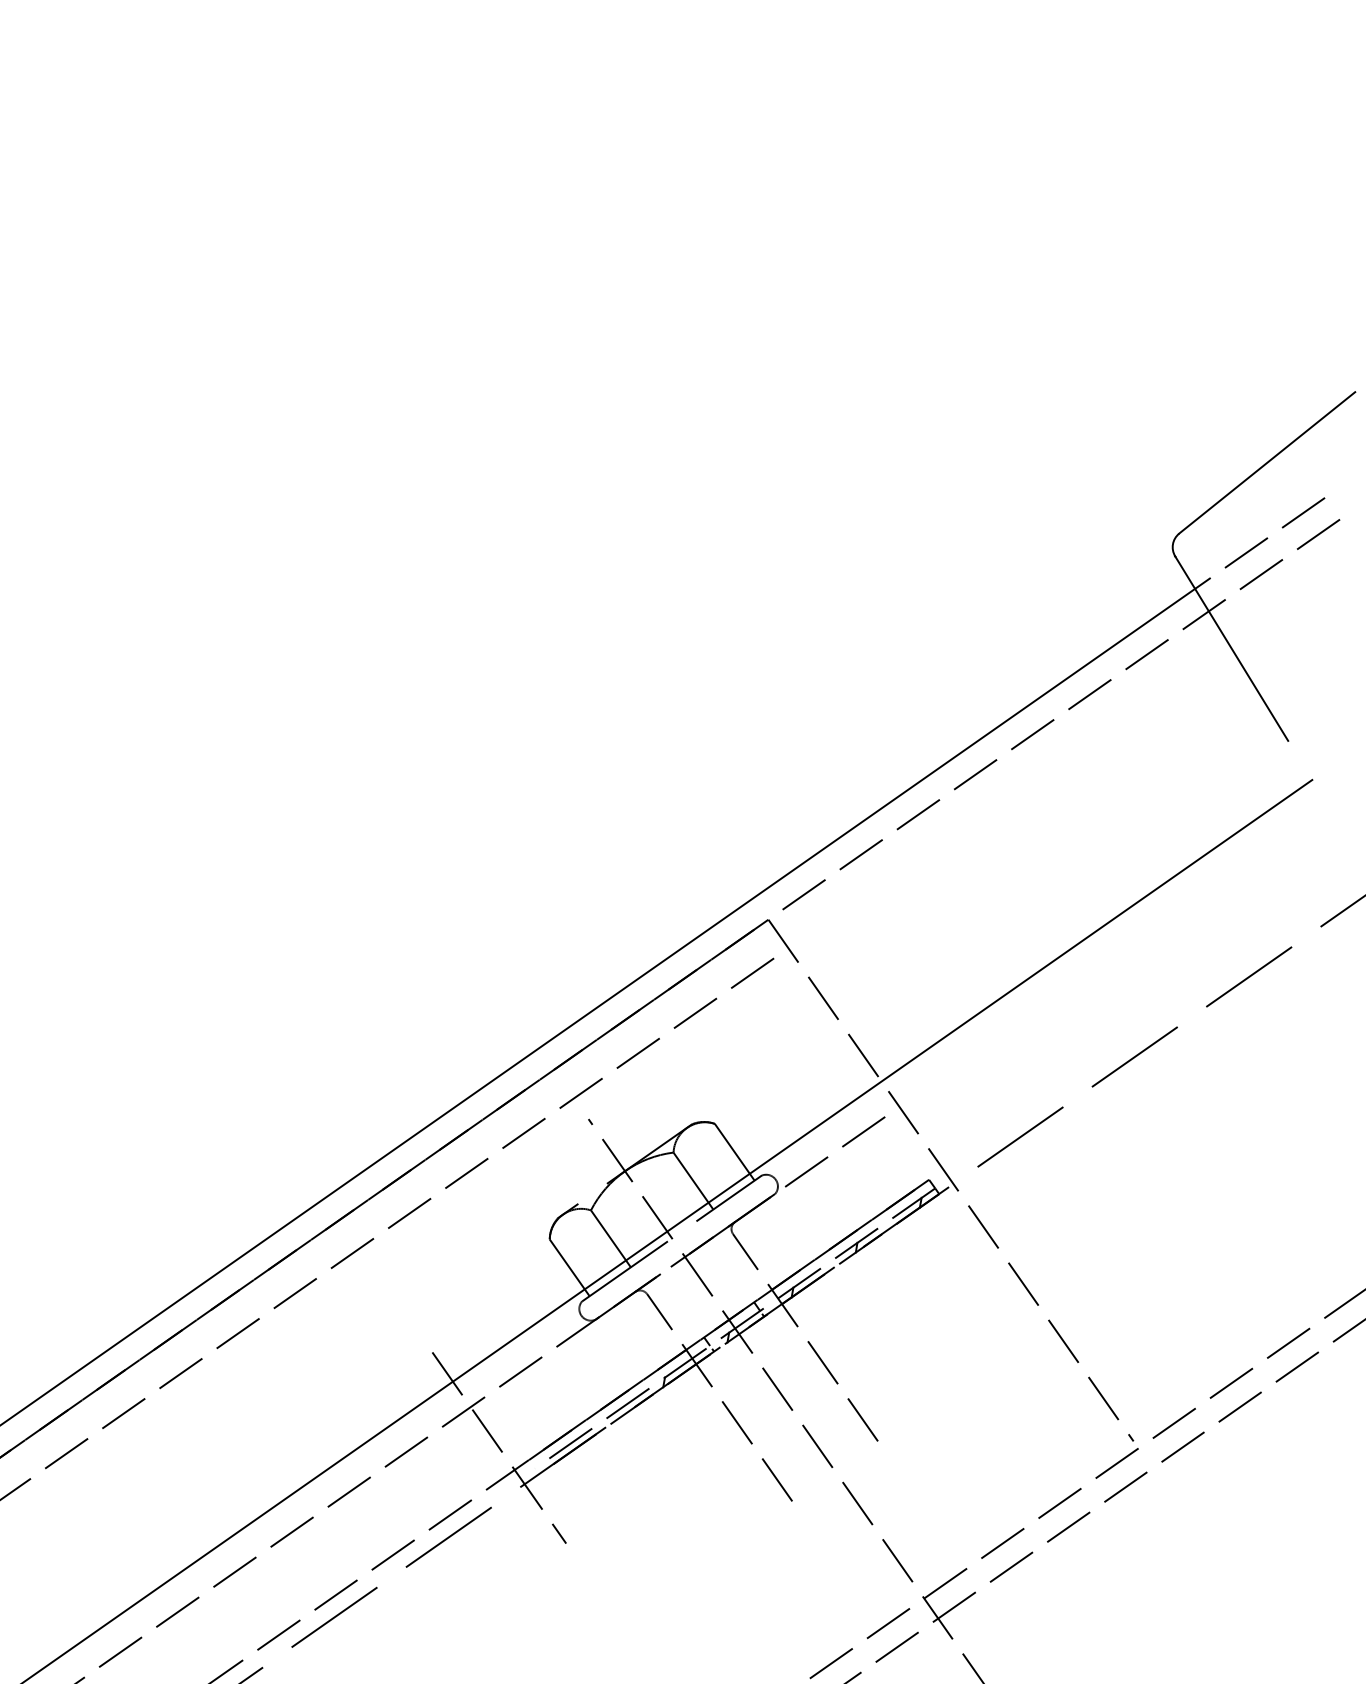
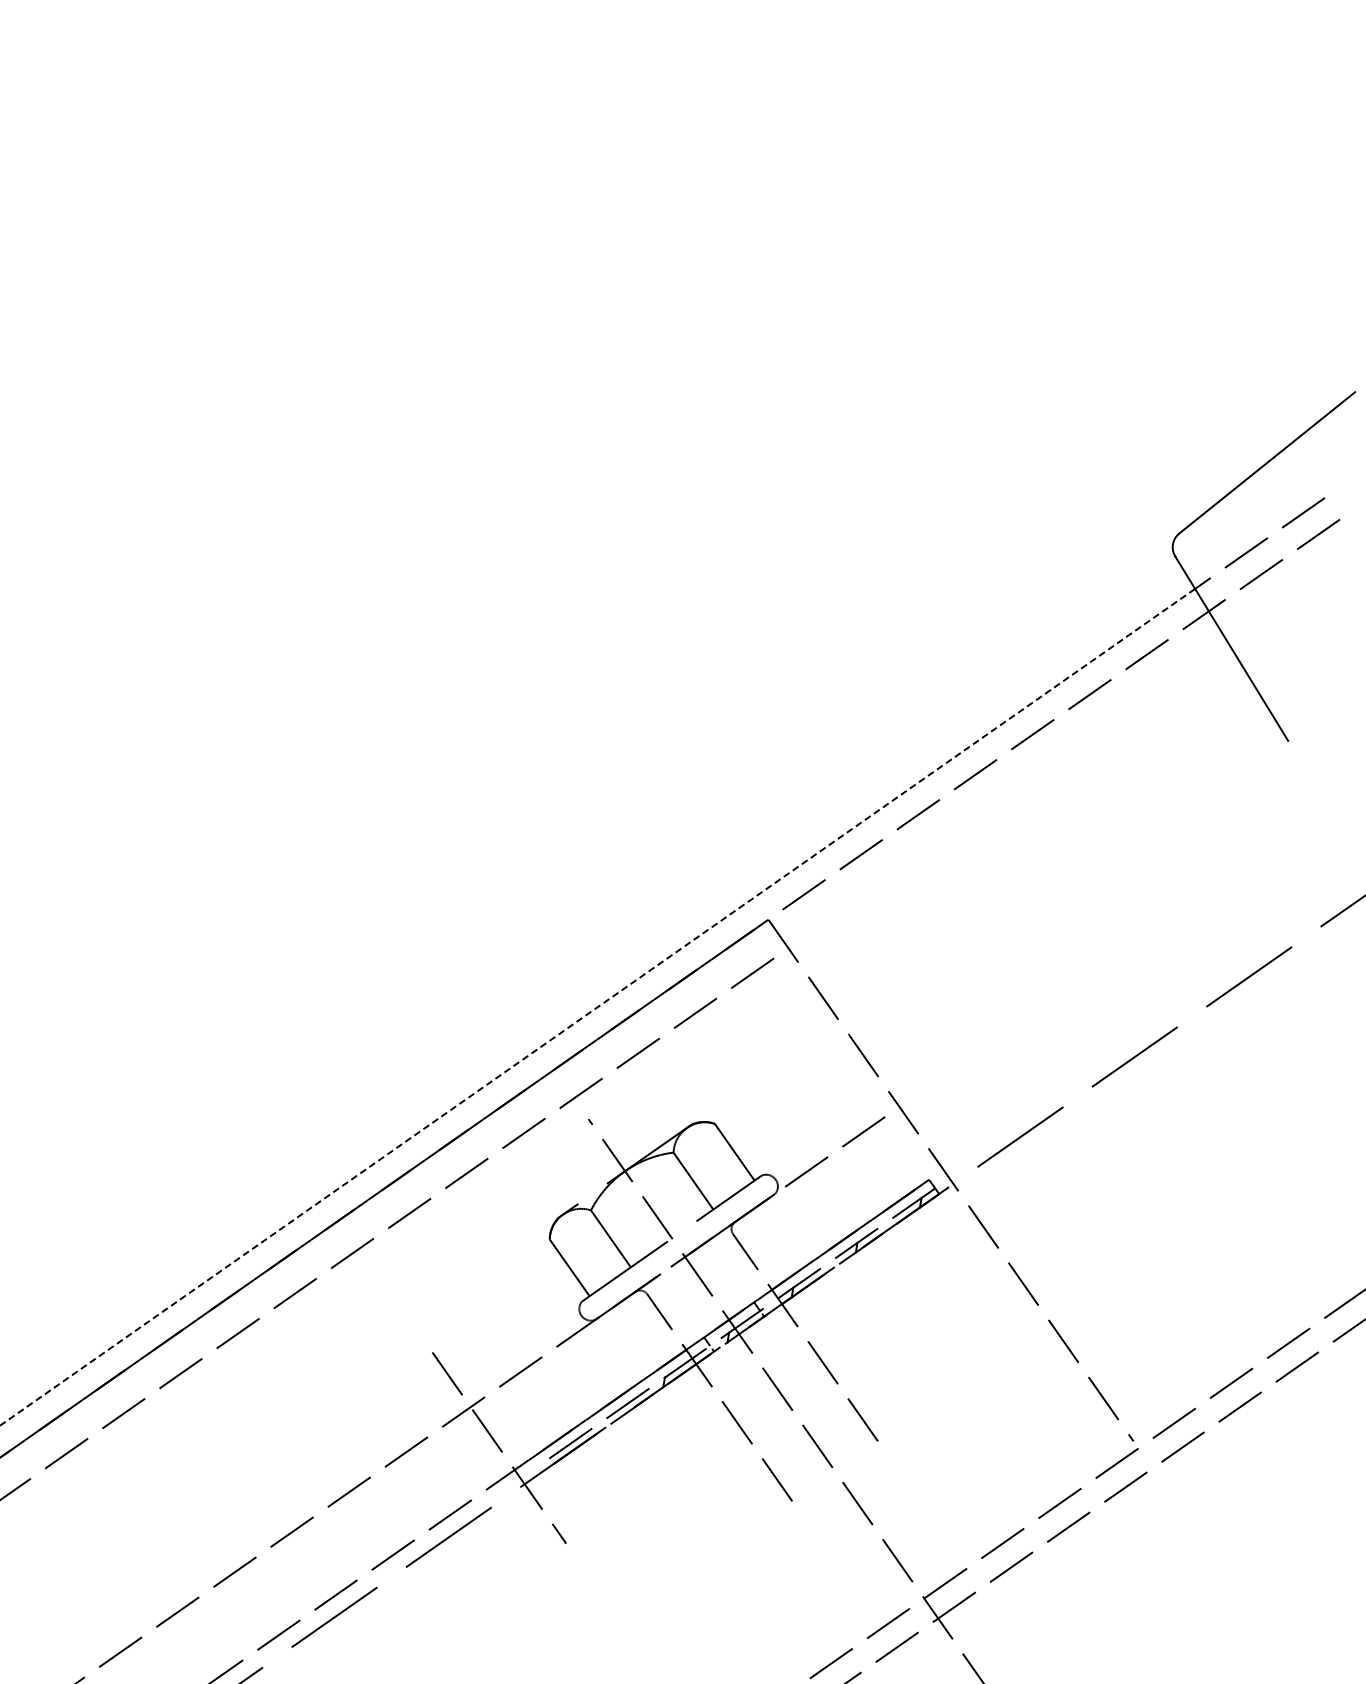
line: solid -> dashed (597, 1007)
line: present -> none (669, 1229)
